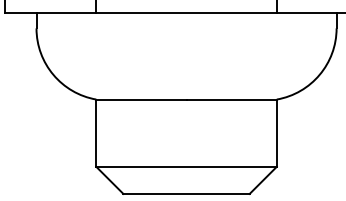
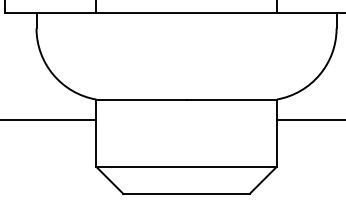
line: none -> present (49, 120)
line: none -> present (309, 120)
